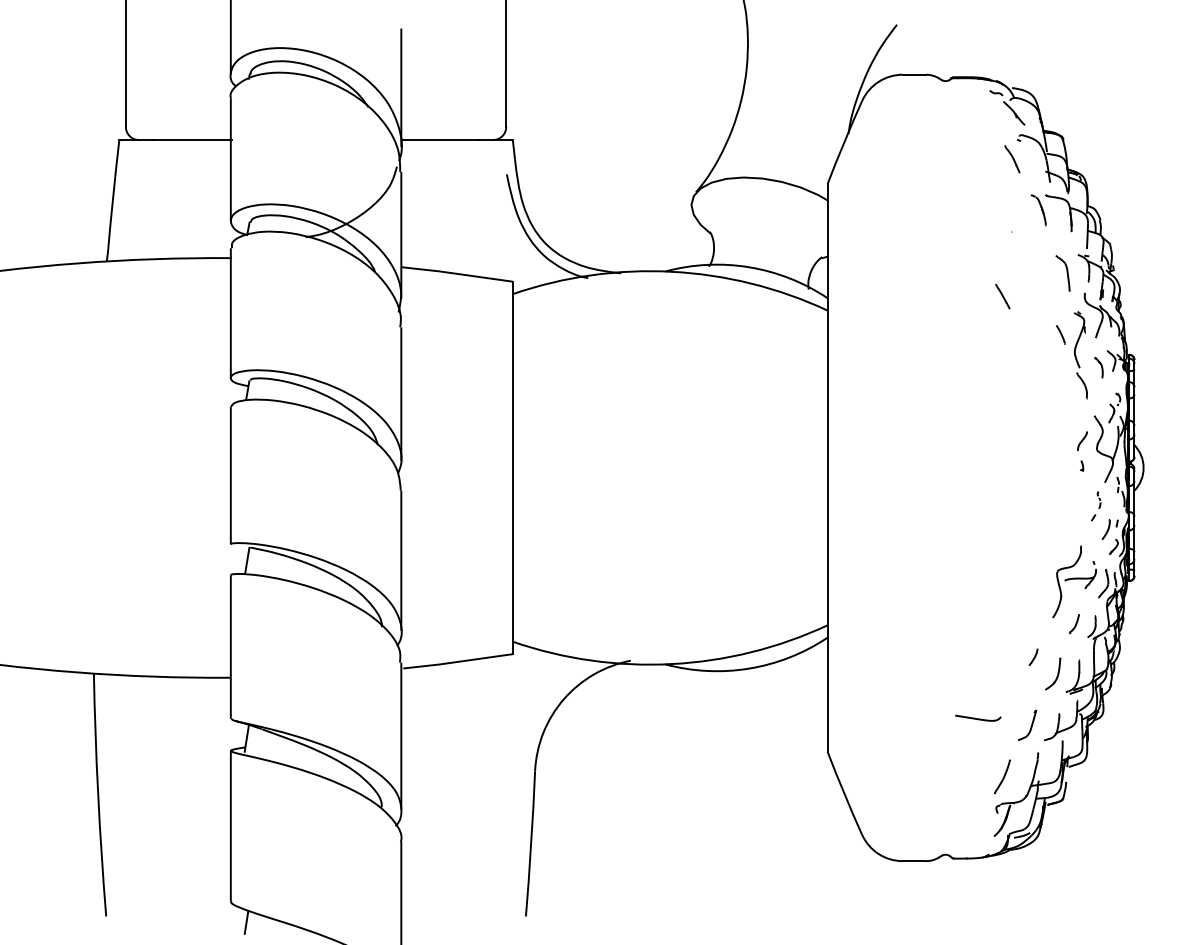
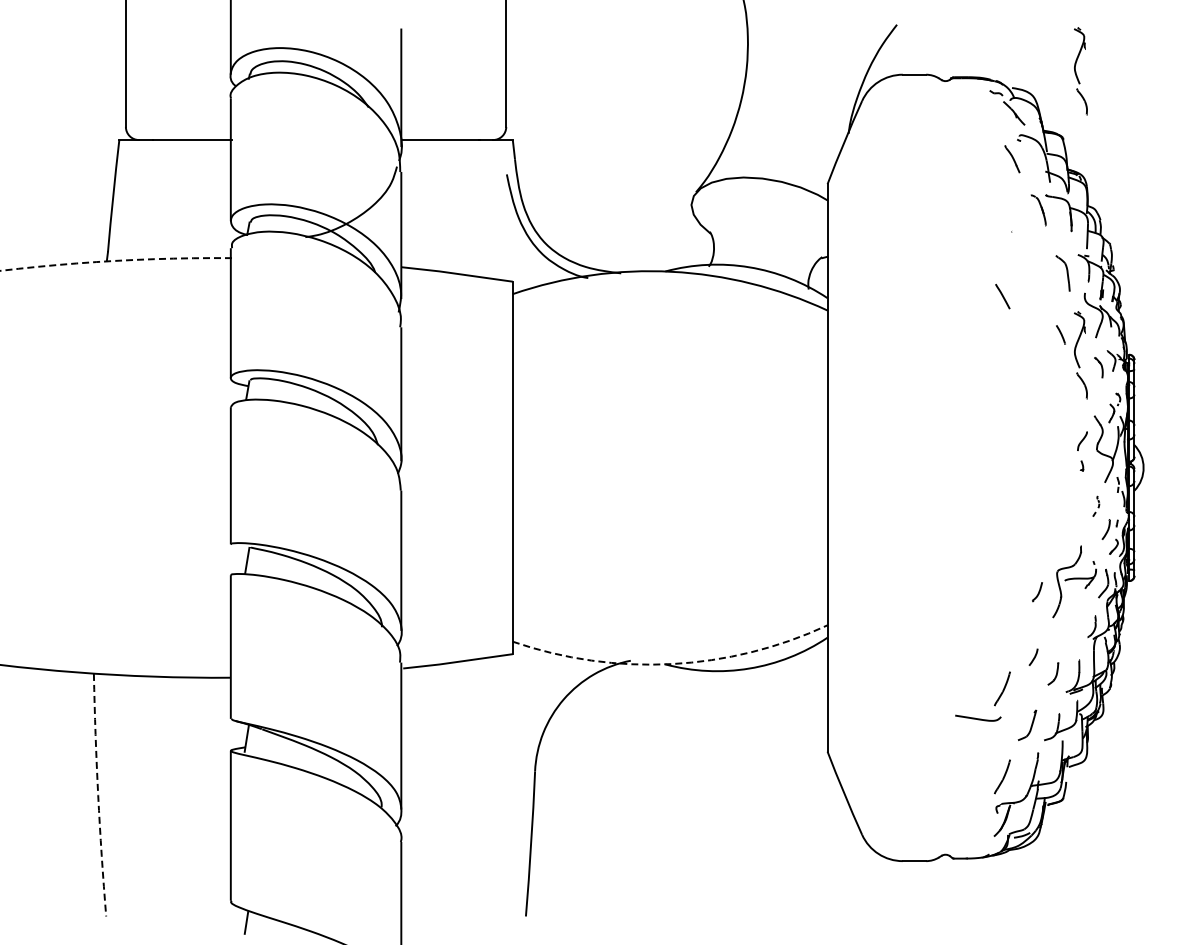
part: none -> present (1080, 71)
arc: solid -> dashed (115, 260)
part size: 11x31 px -> 9x22 px (1096, 505)
part position: (1074, 624) -> (1037, 592) (1037, 592)
arc: solid -> dashed (671, 664)
part size: 17x34 px -> 13x24 px (1053, 673)
part: none -> present (1002, 688)
arc: solid -> dashed (98, 795)
